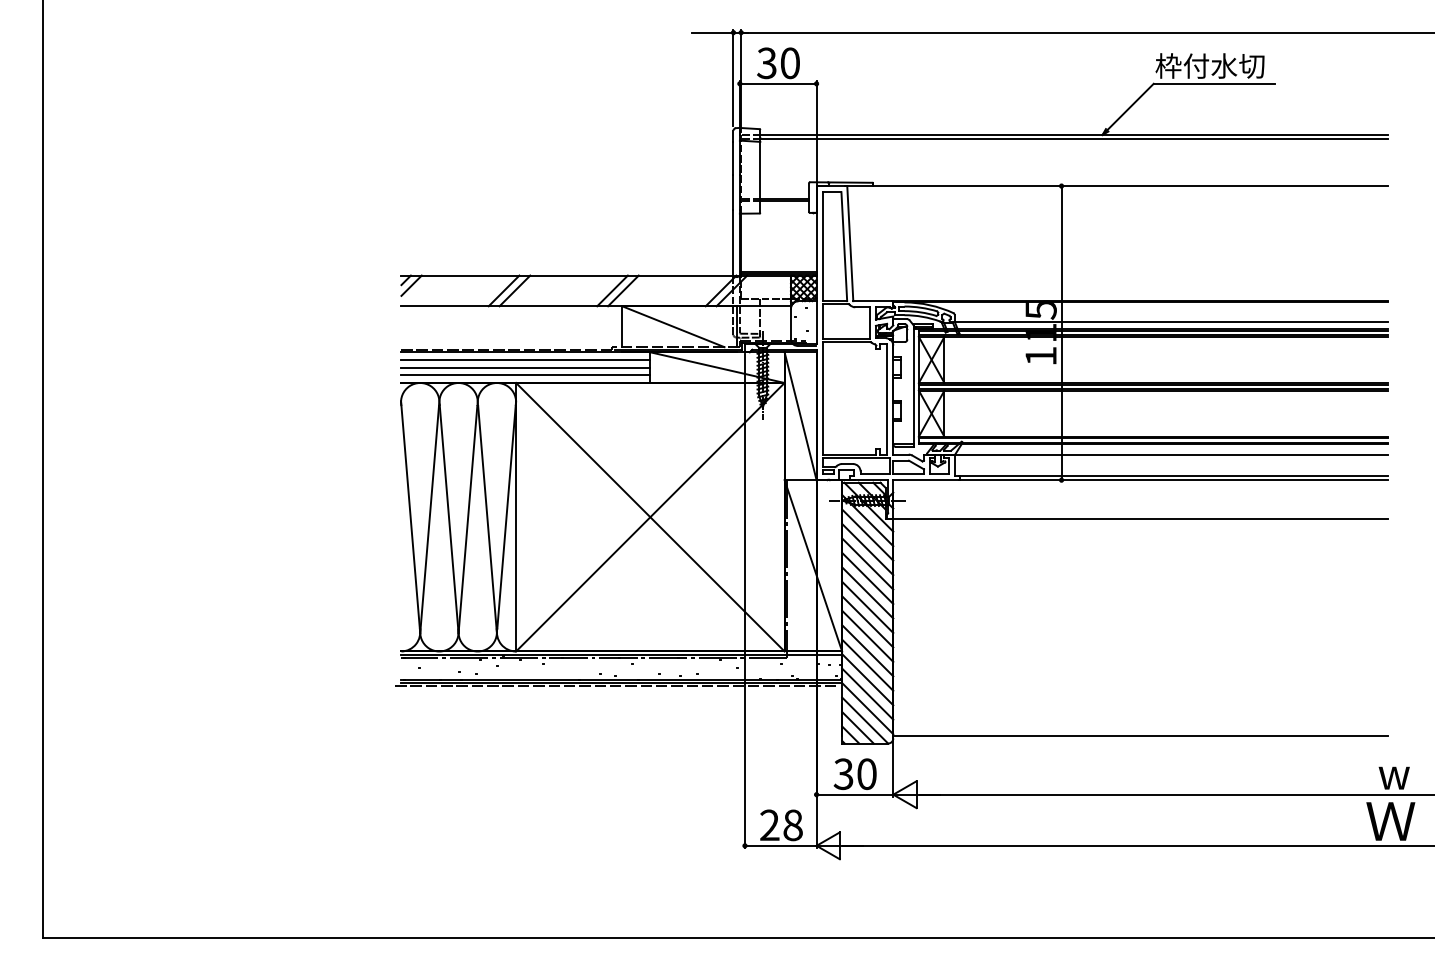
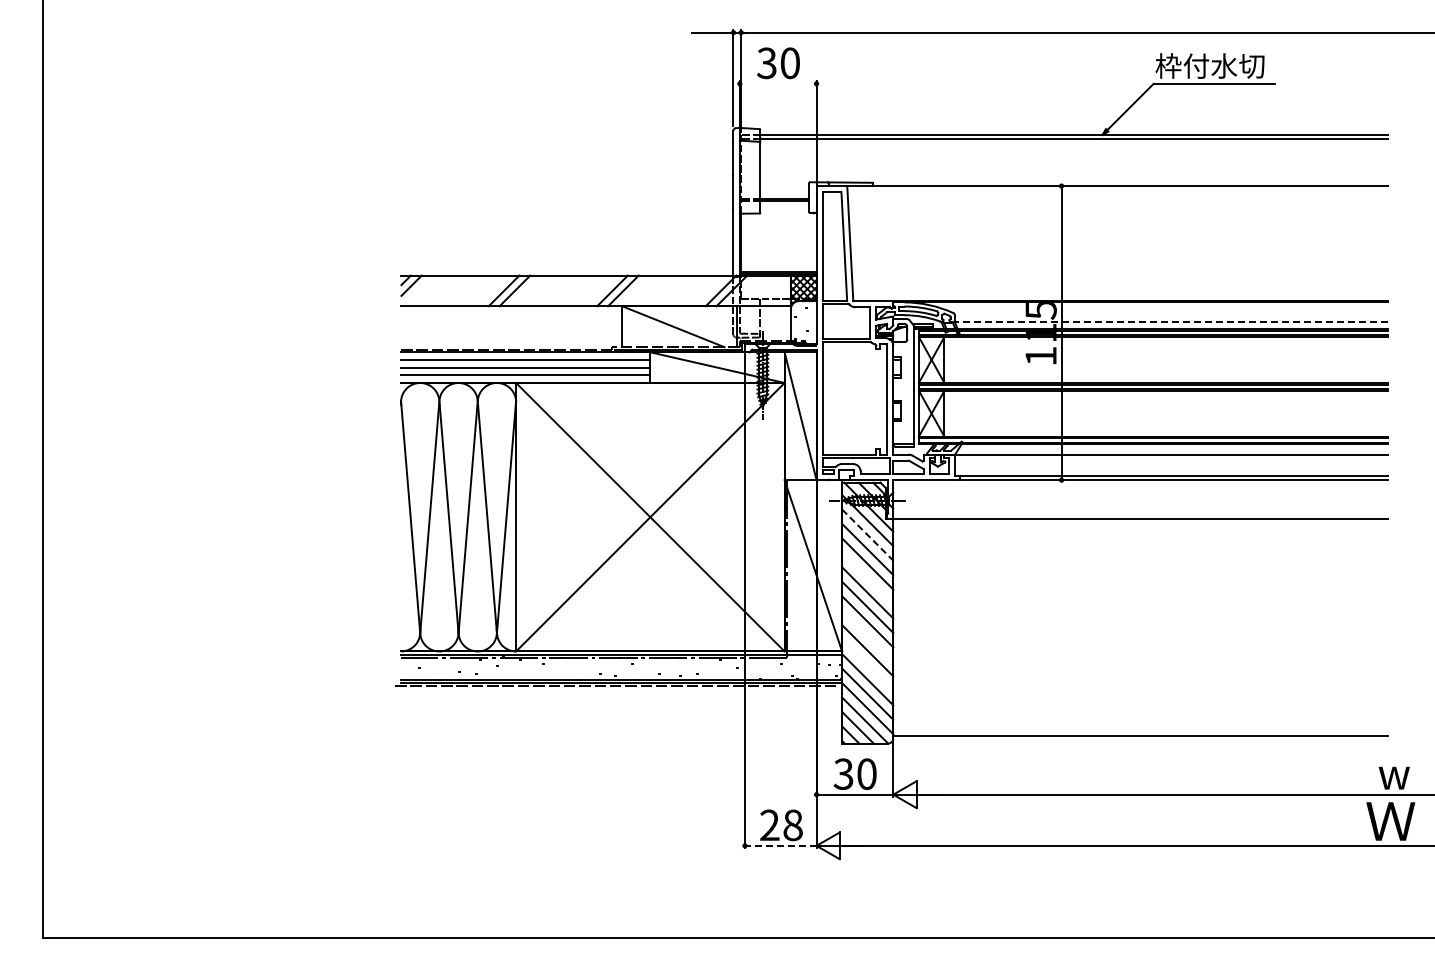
line: present -> none (777, 83)
line: solid -> dashed (1171, 321)
line: solid -> dashed (868, 535)
line: present -> none (867, 578)
line: present -> none (867, 635)
line: present -> none (867, 664)
line: solid -> dashed (780, 845)
